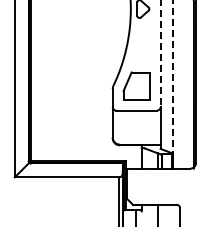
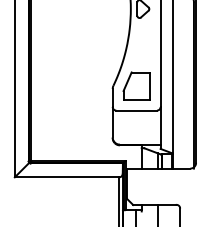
line: dashed -> solid (160, 54)
line: dashed -> solid (172, 77)
